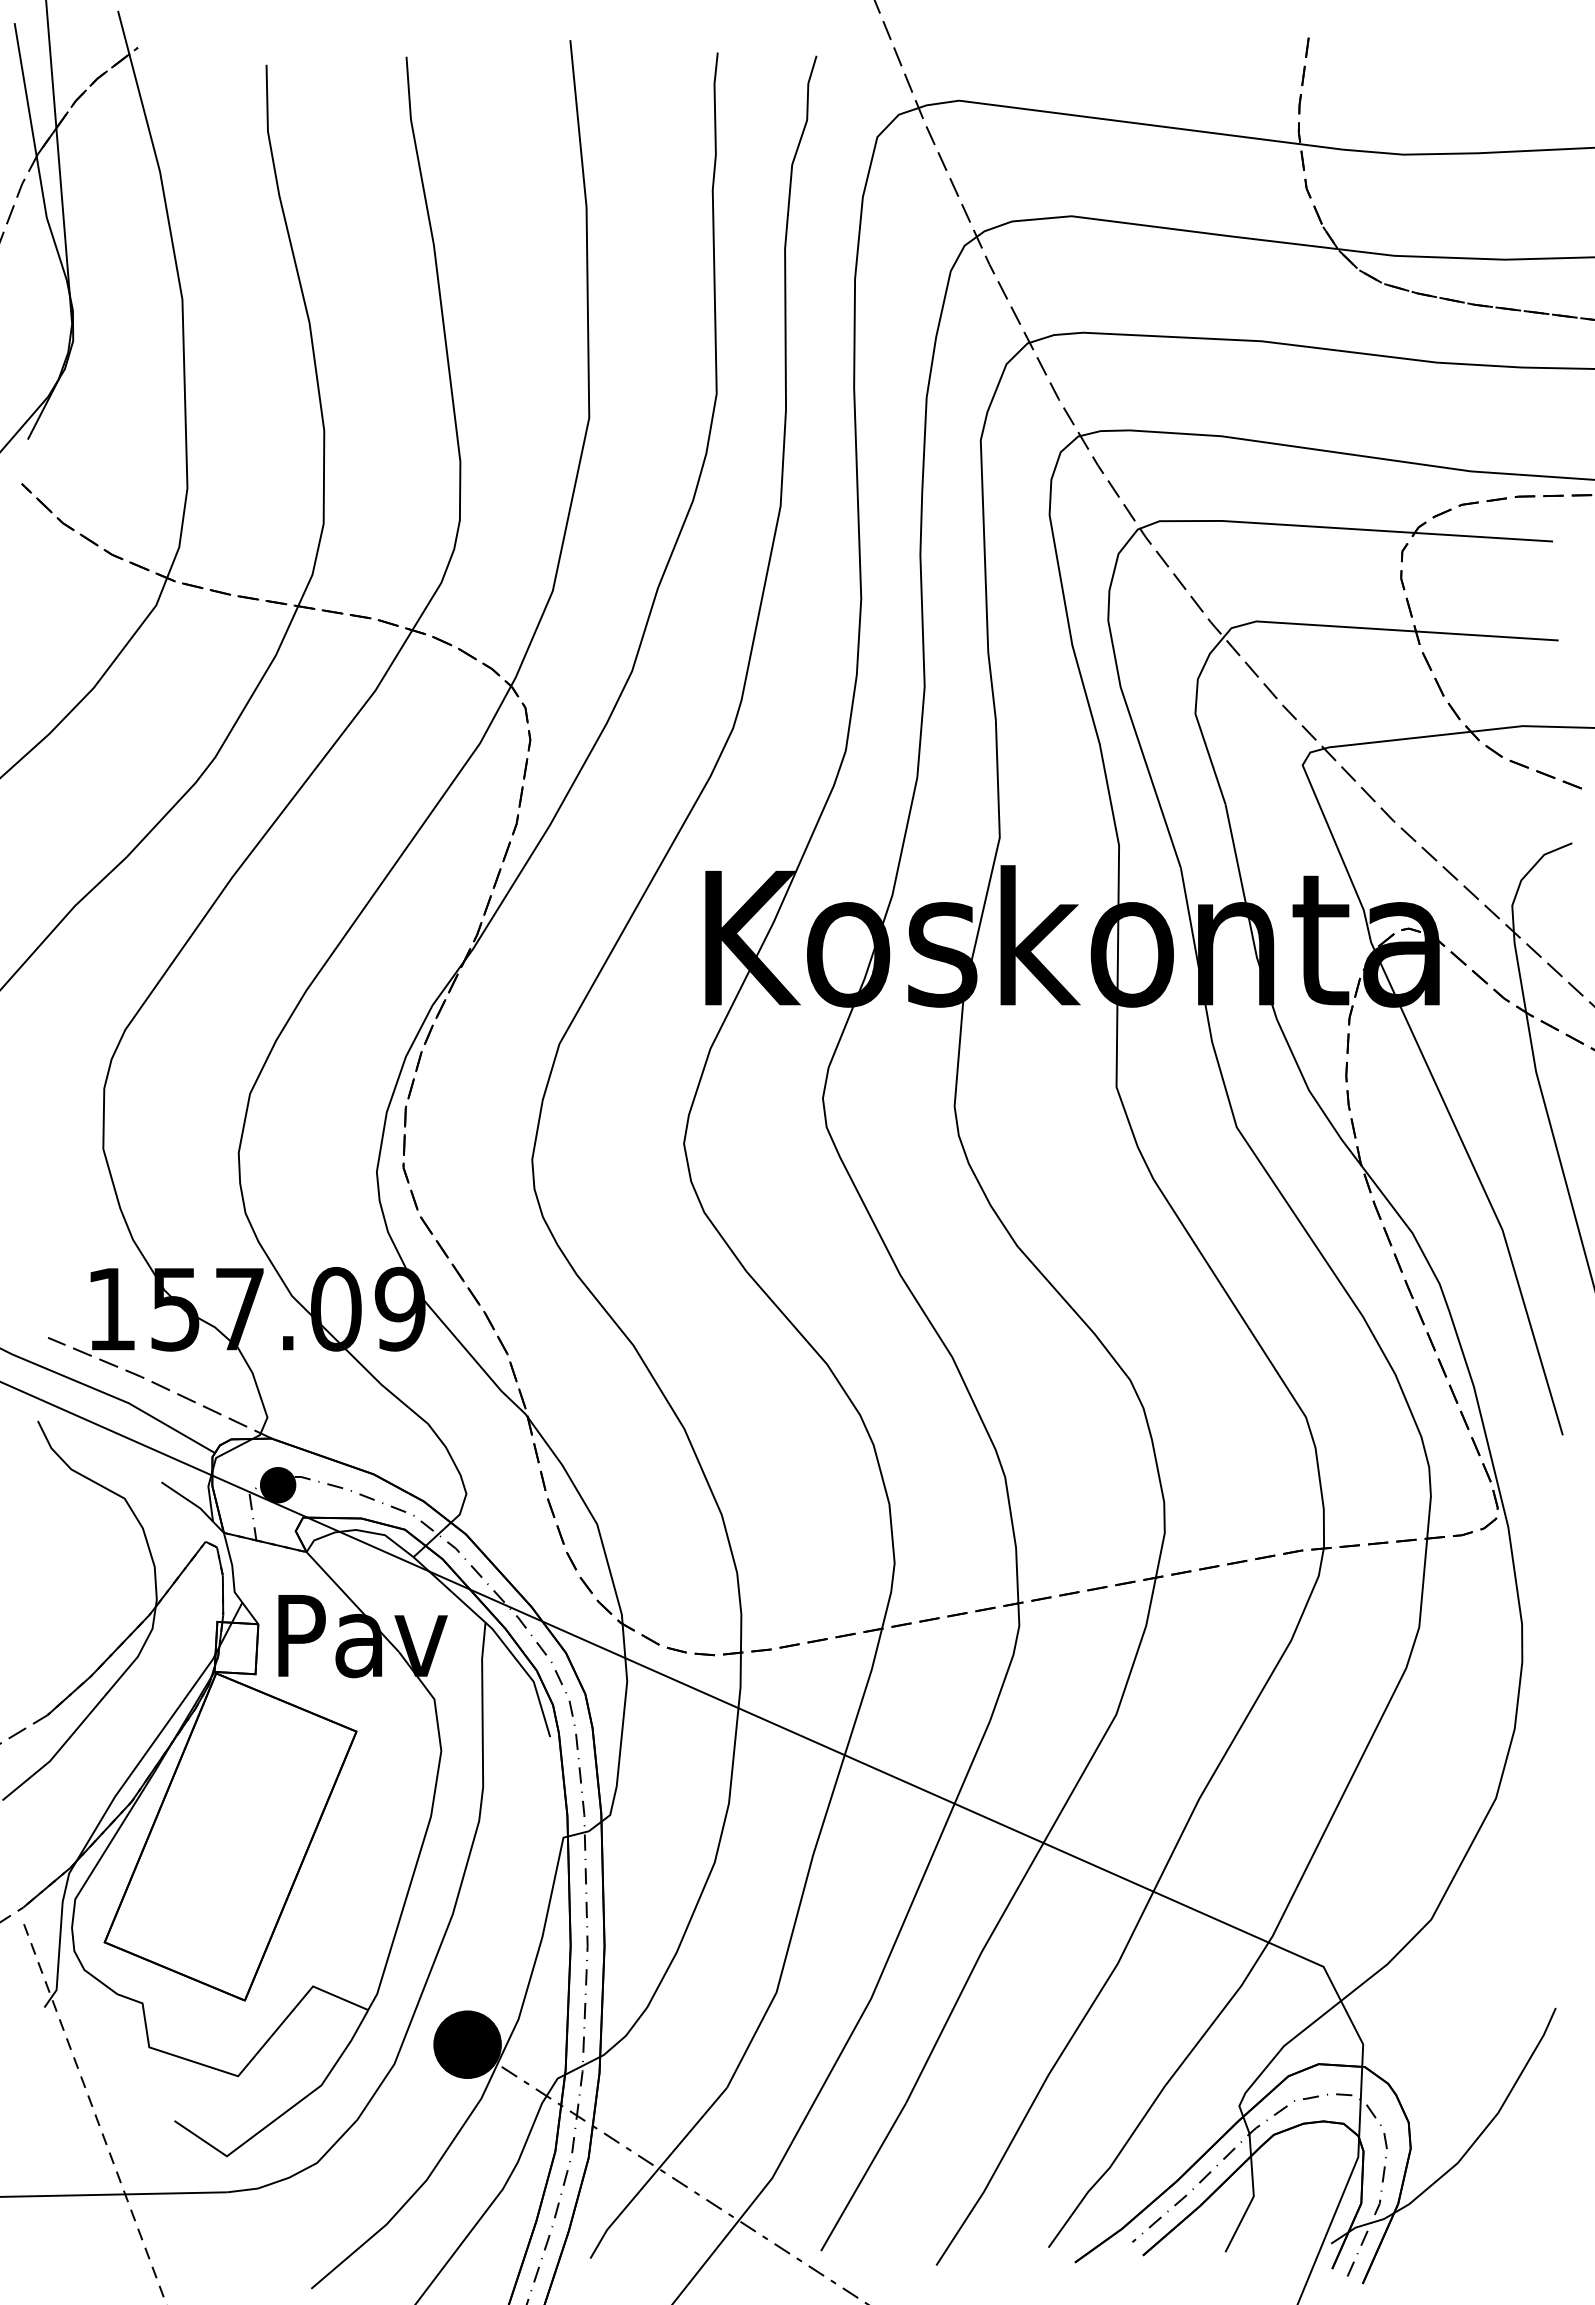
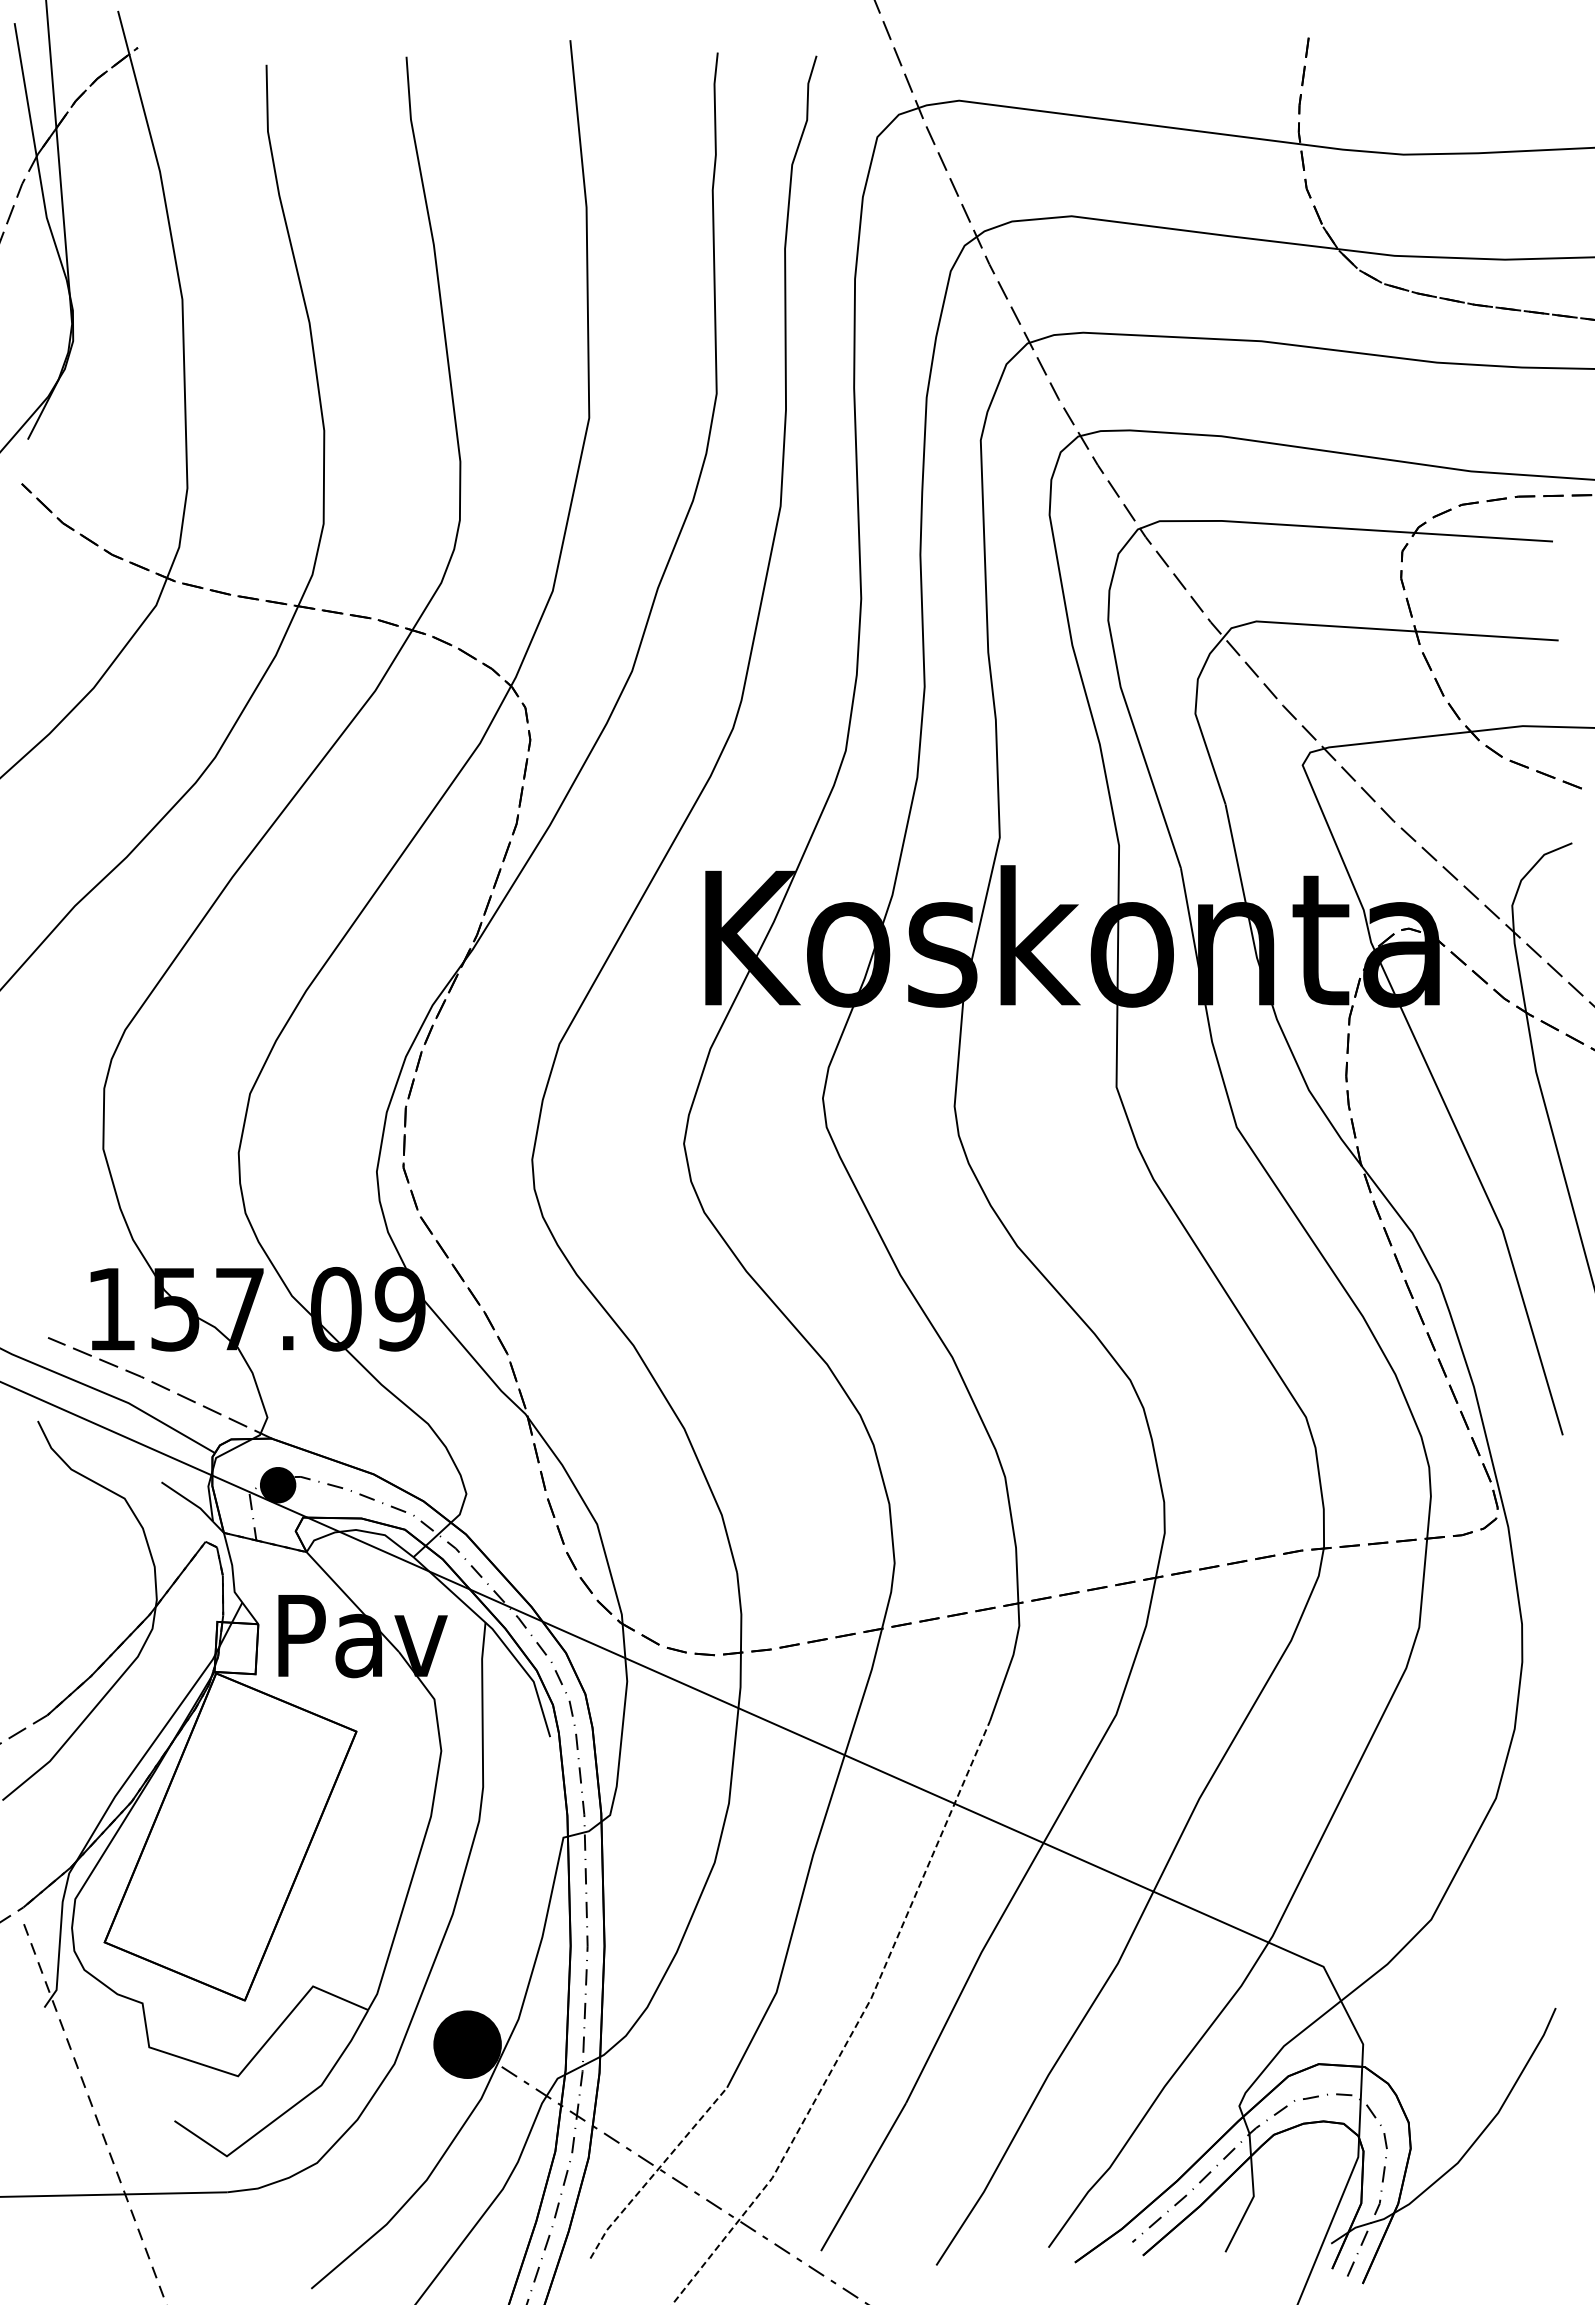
line: solid -> dashed (855, 2026)
line: solid -> dashed (655, 2172)
